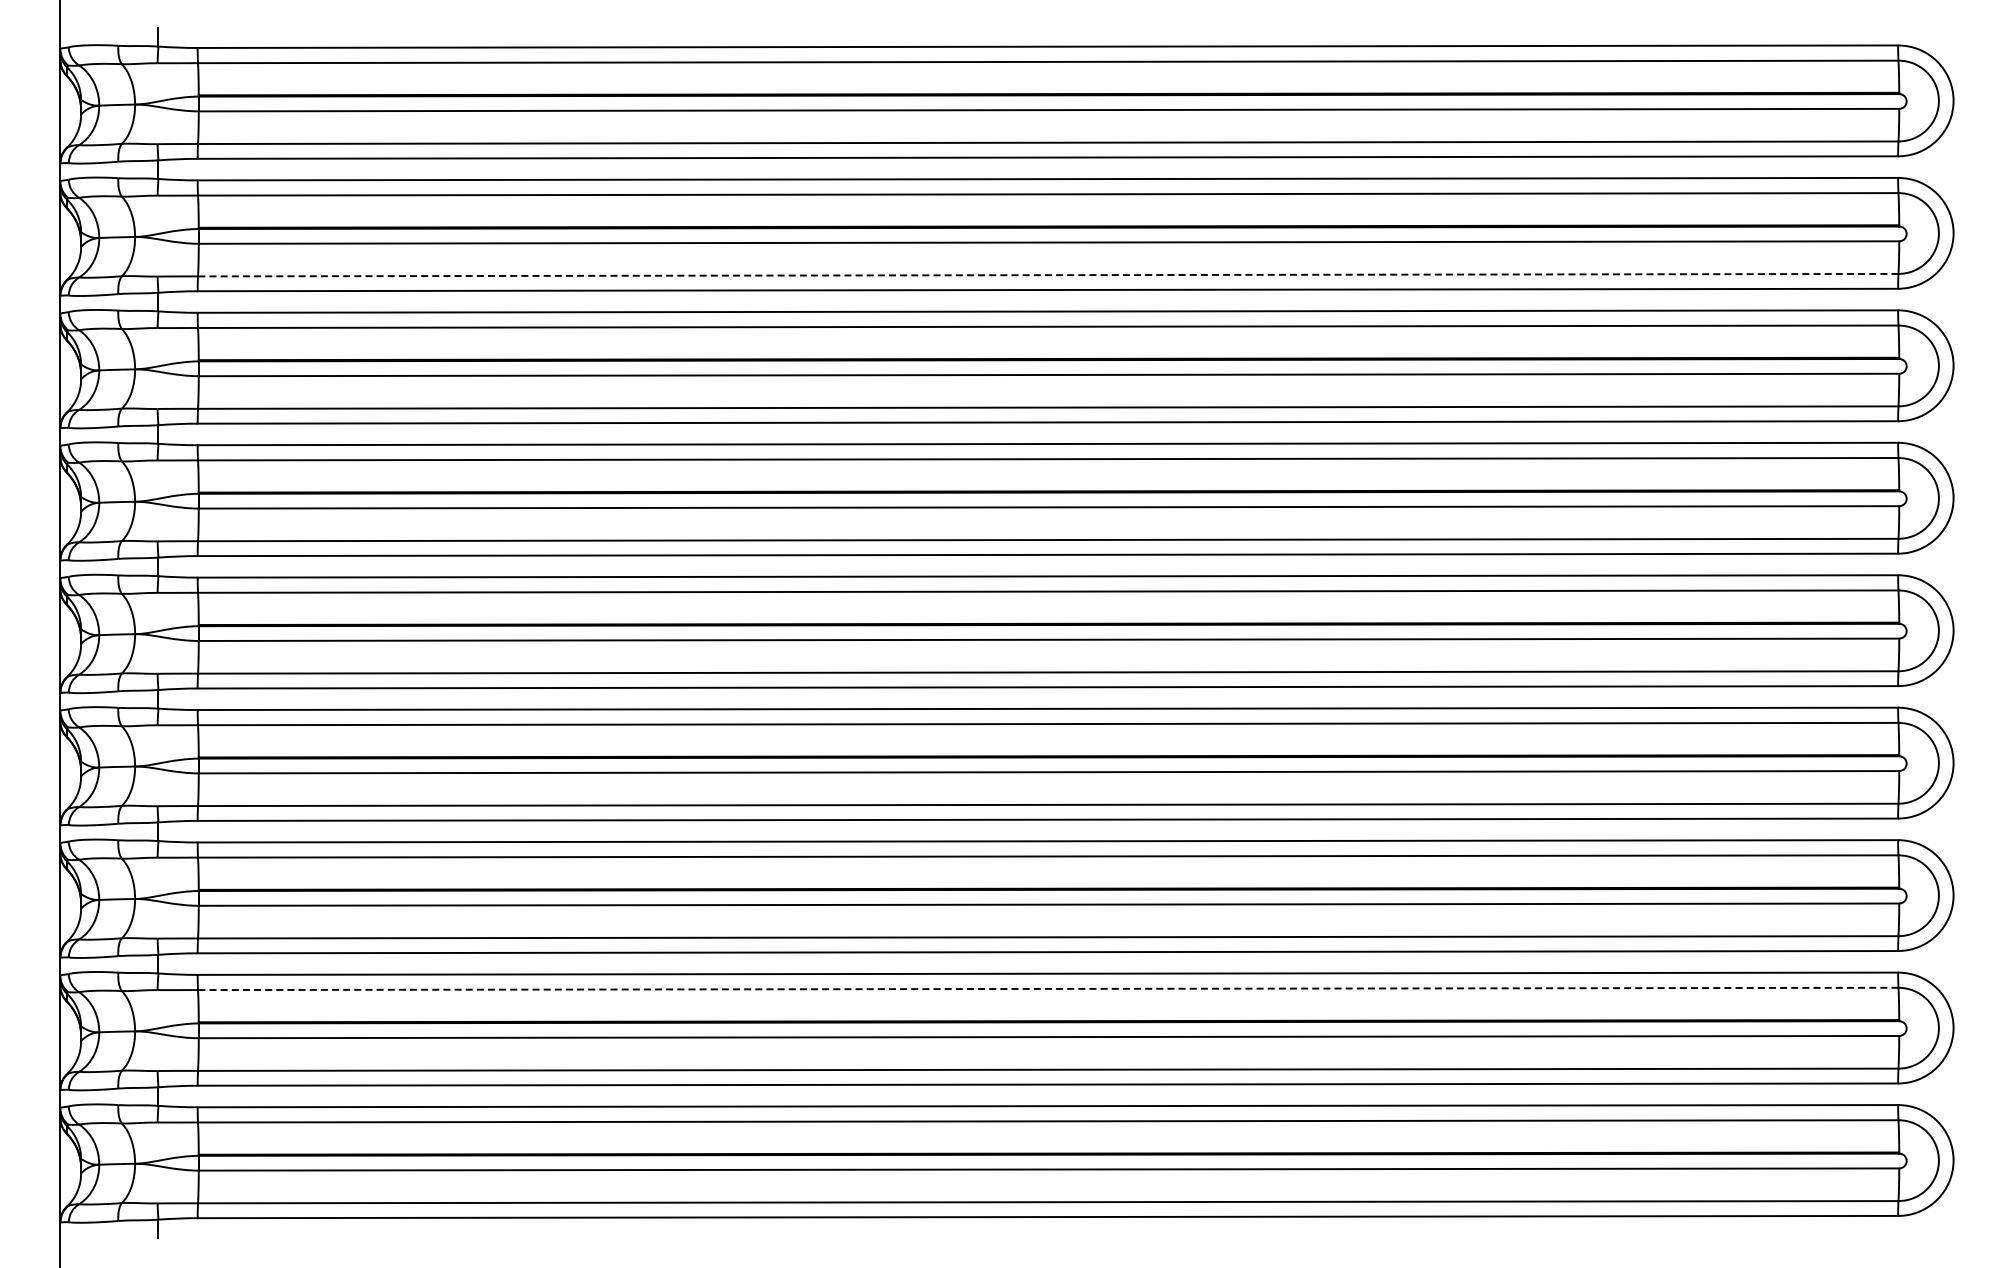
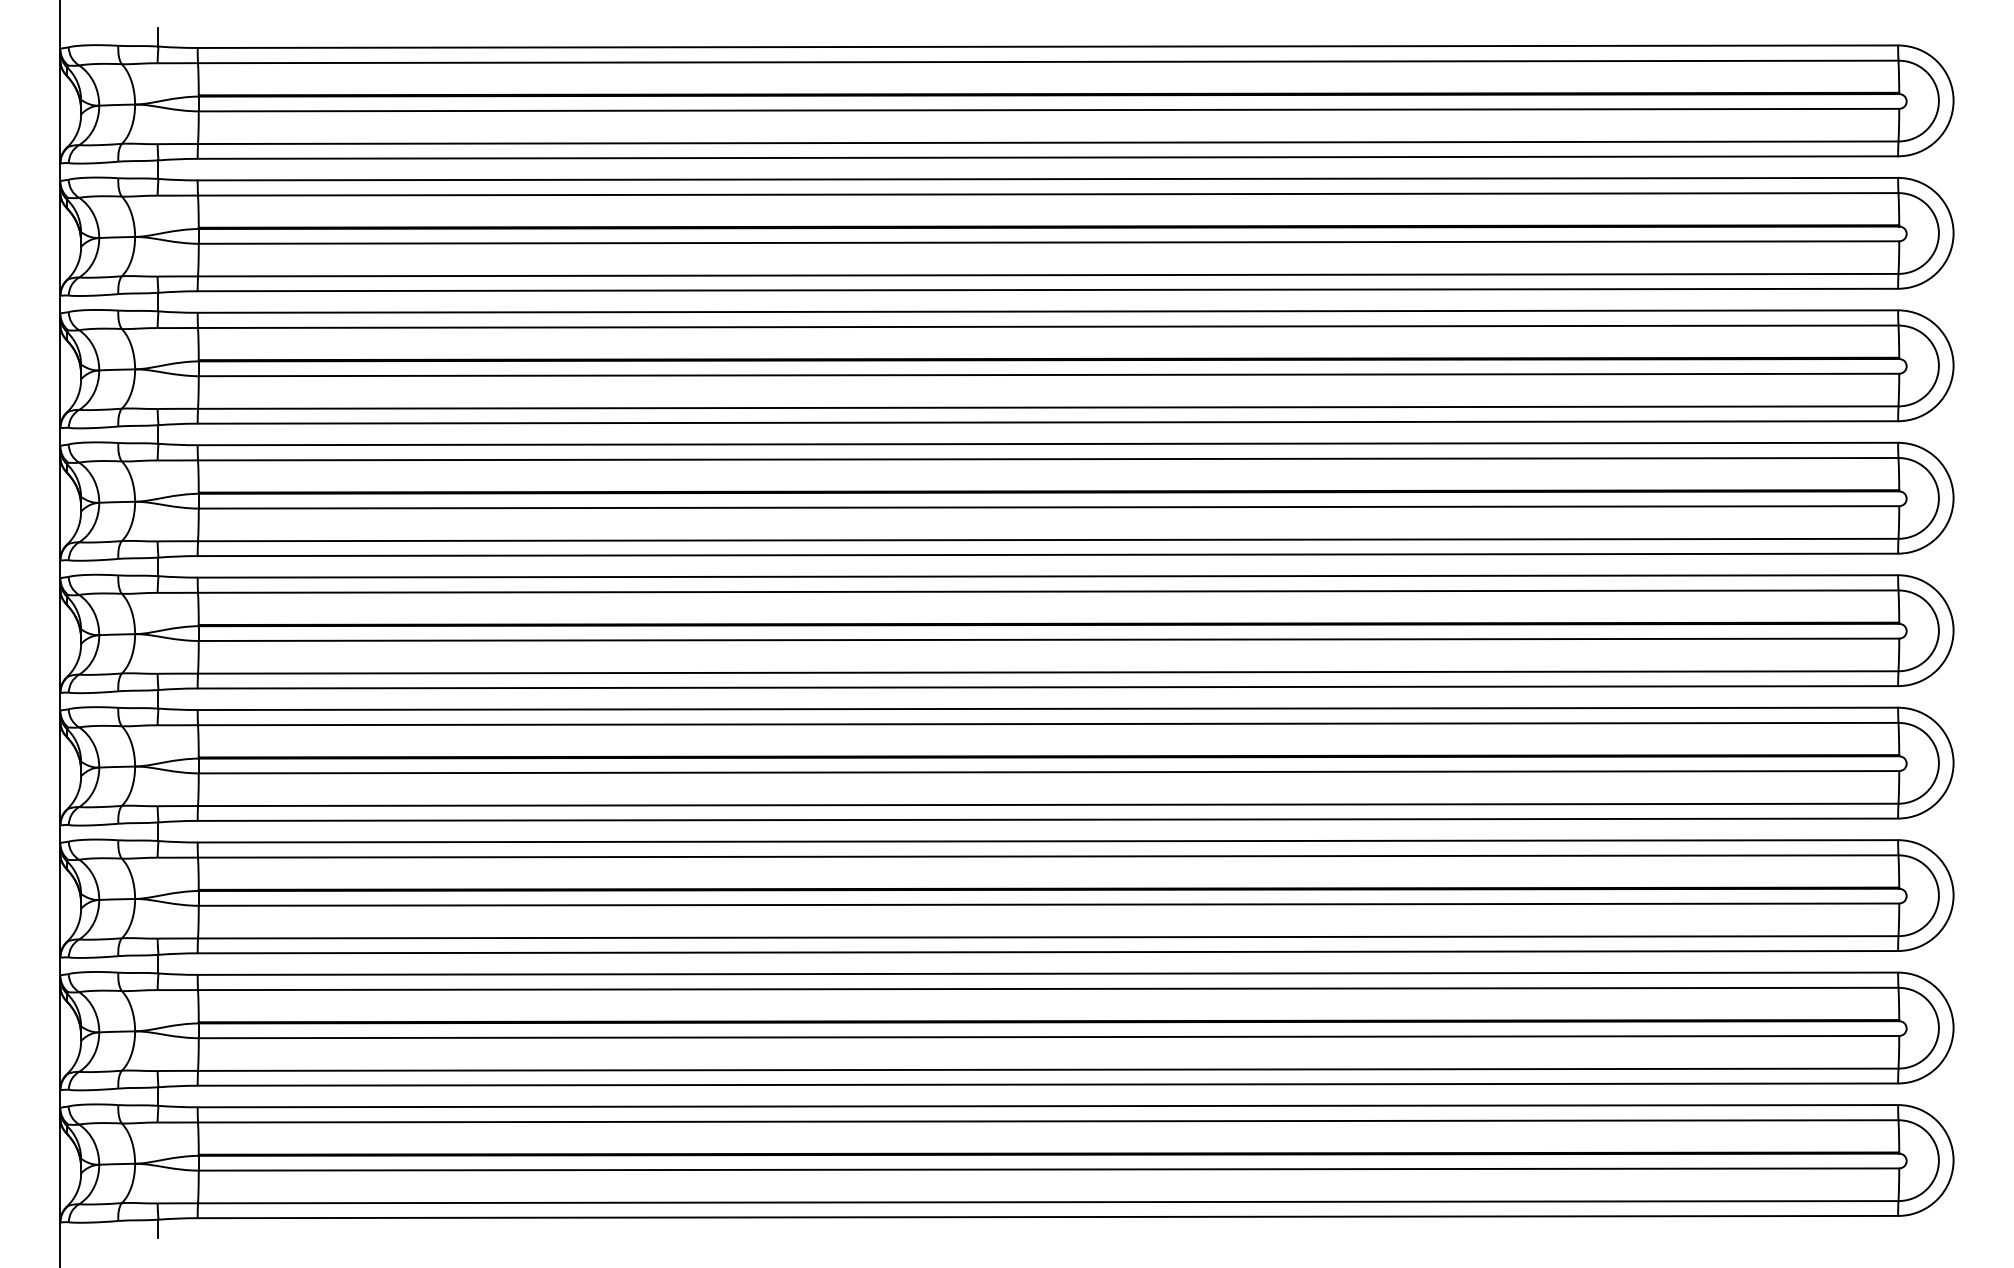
line: dashed -> solid (1047, 275)
line: dashed -> solid (1047, 988)
